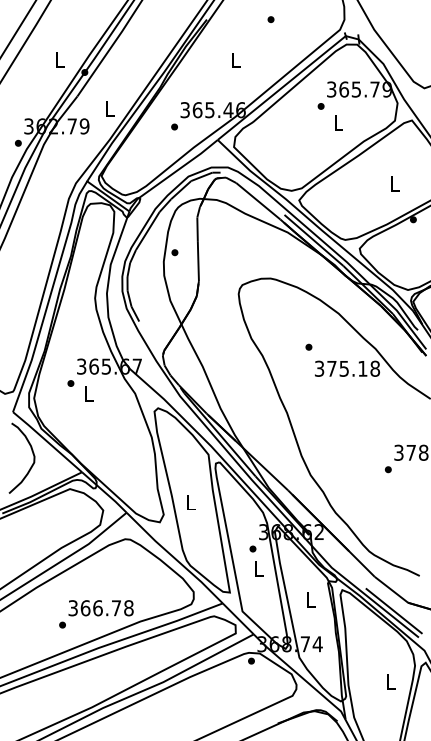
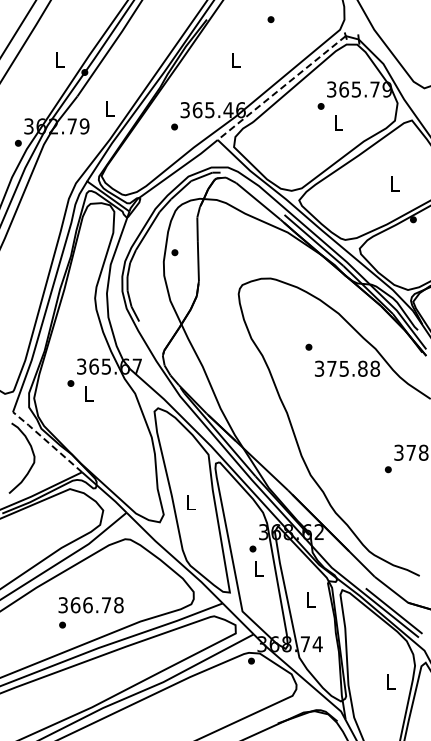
line: solid -> dashed (281, 88)
text: 375.18 -> 375.88 (362, 368)
line: solid -> dashed (47, 441)
text position: (100, 608) -> (90, 605) (90, 605)
